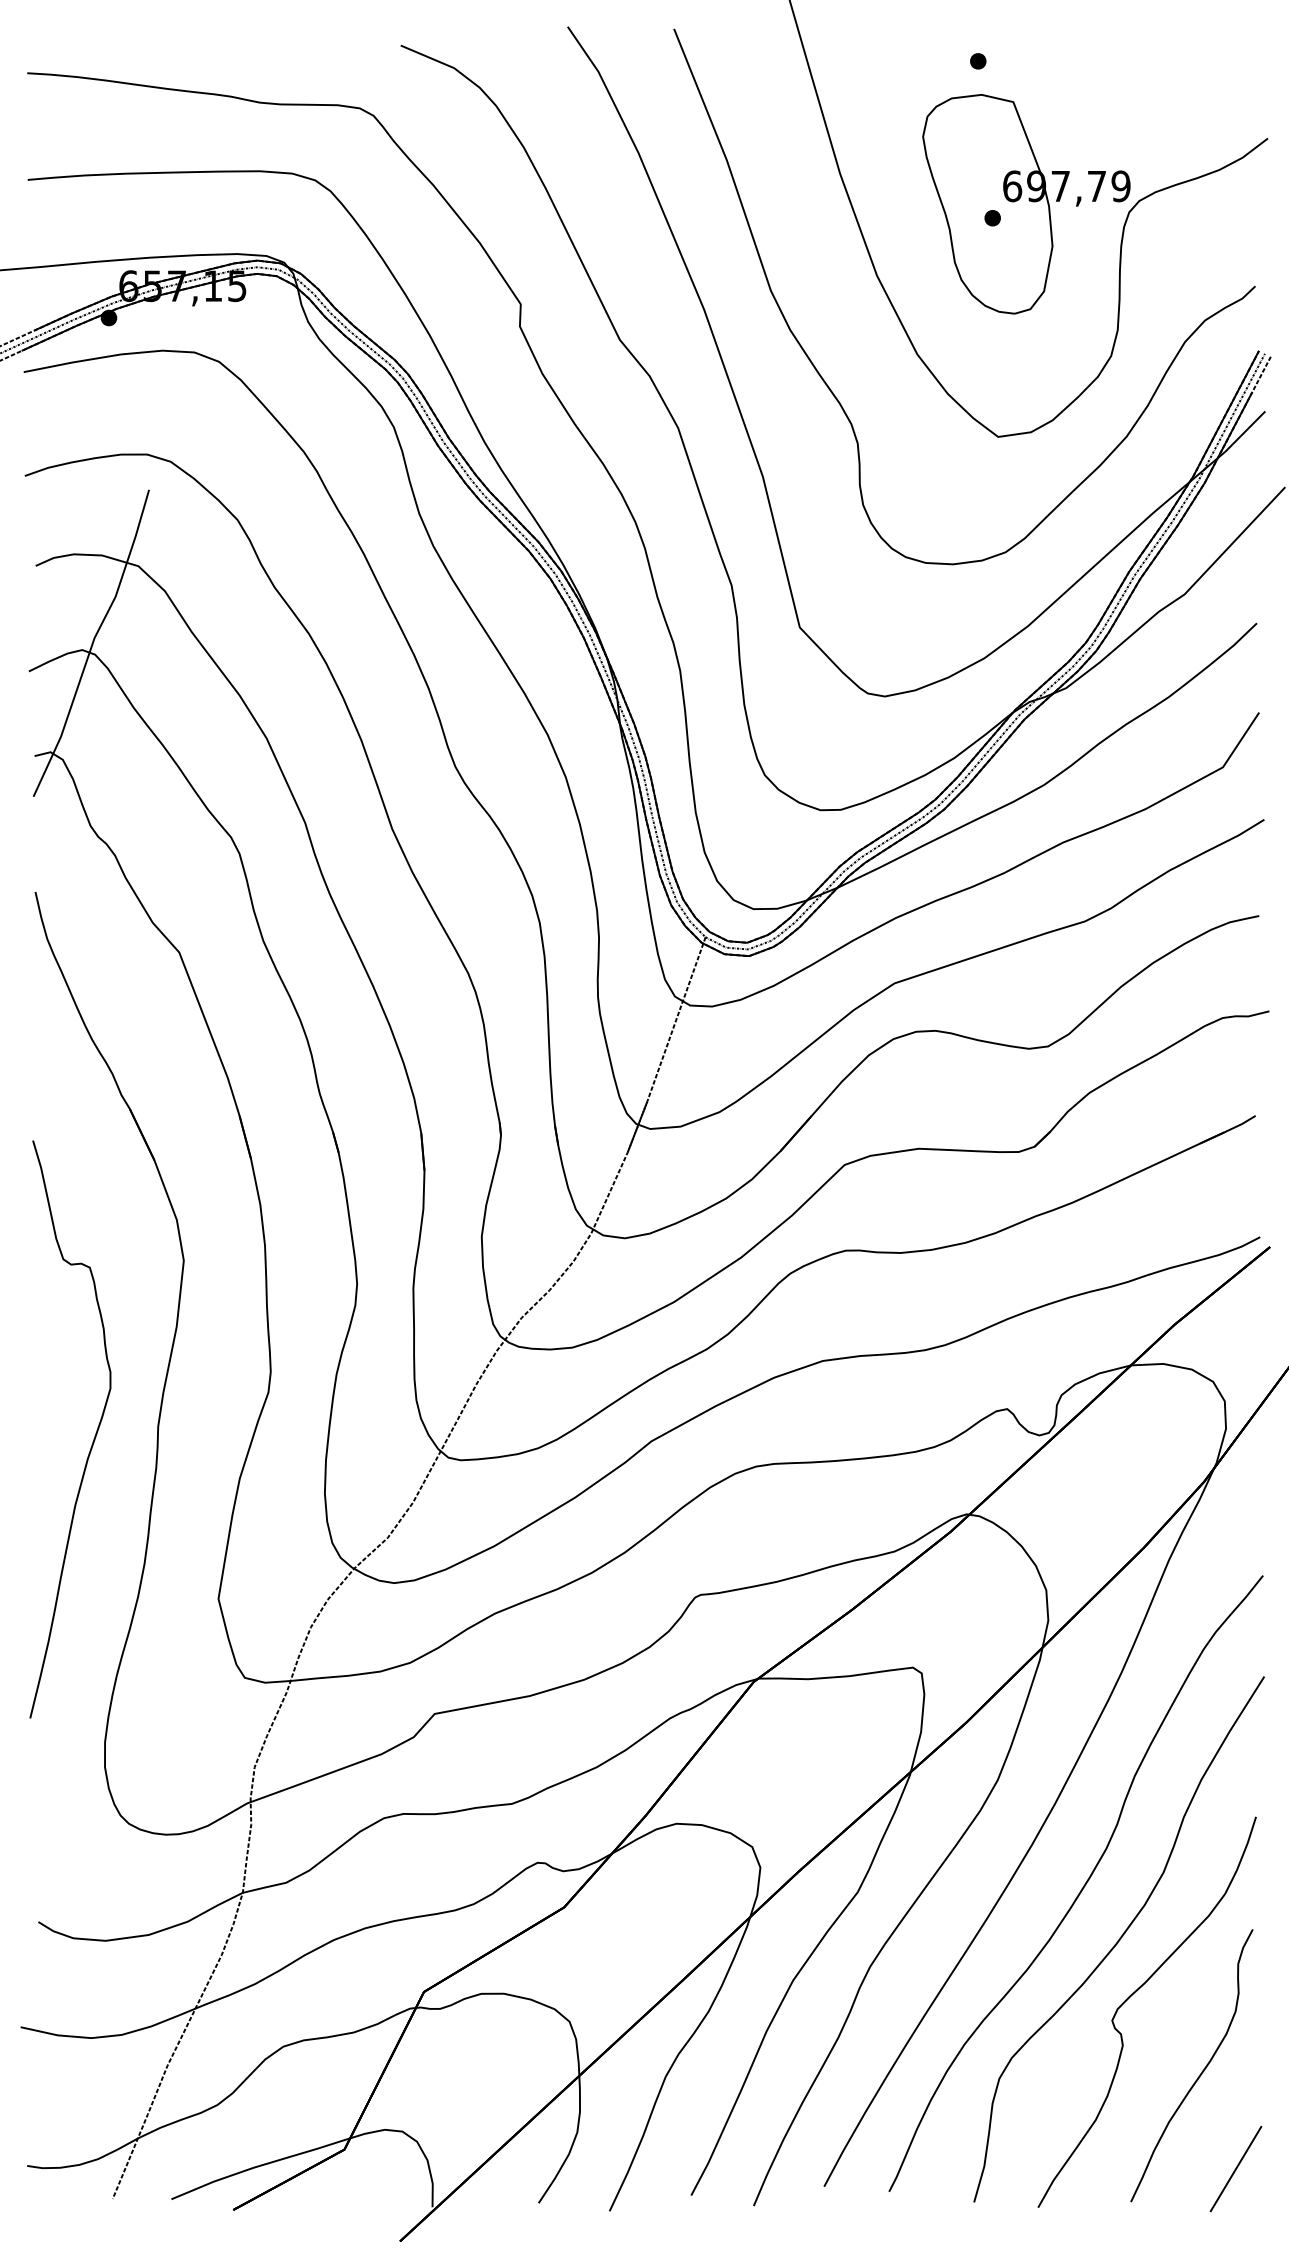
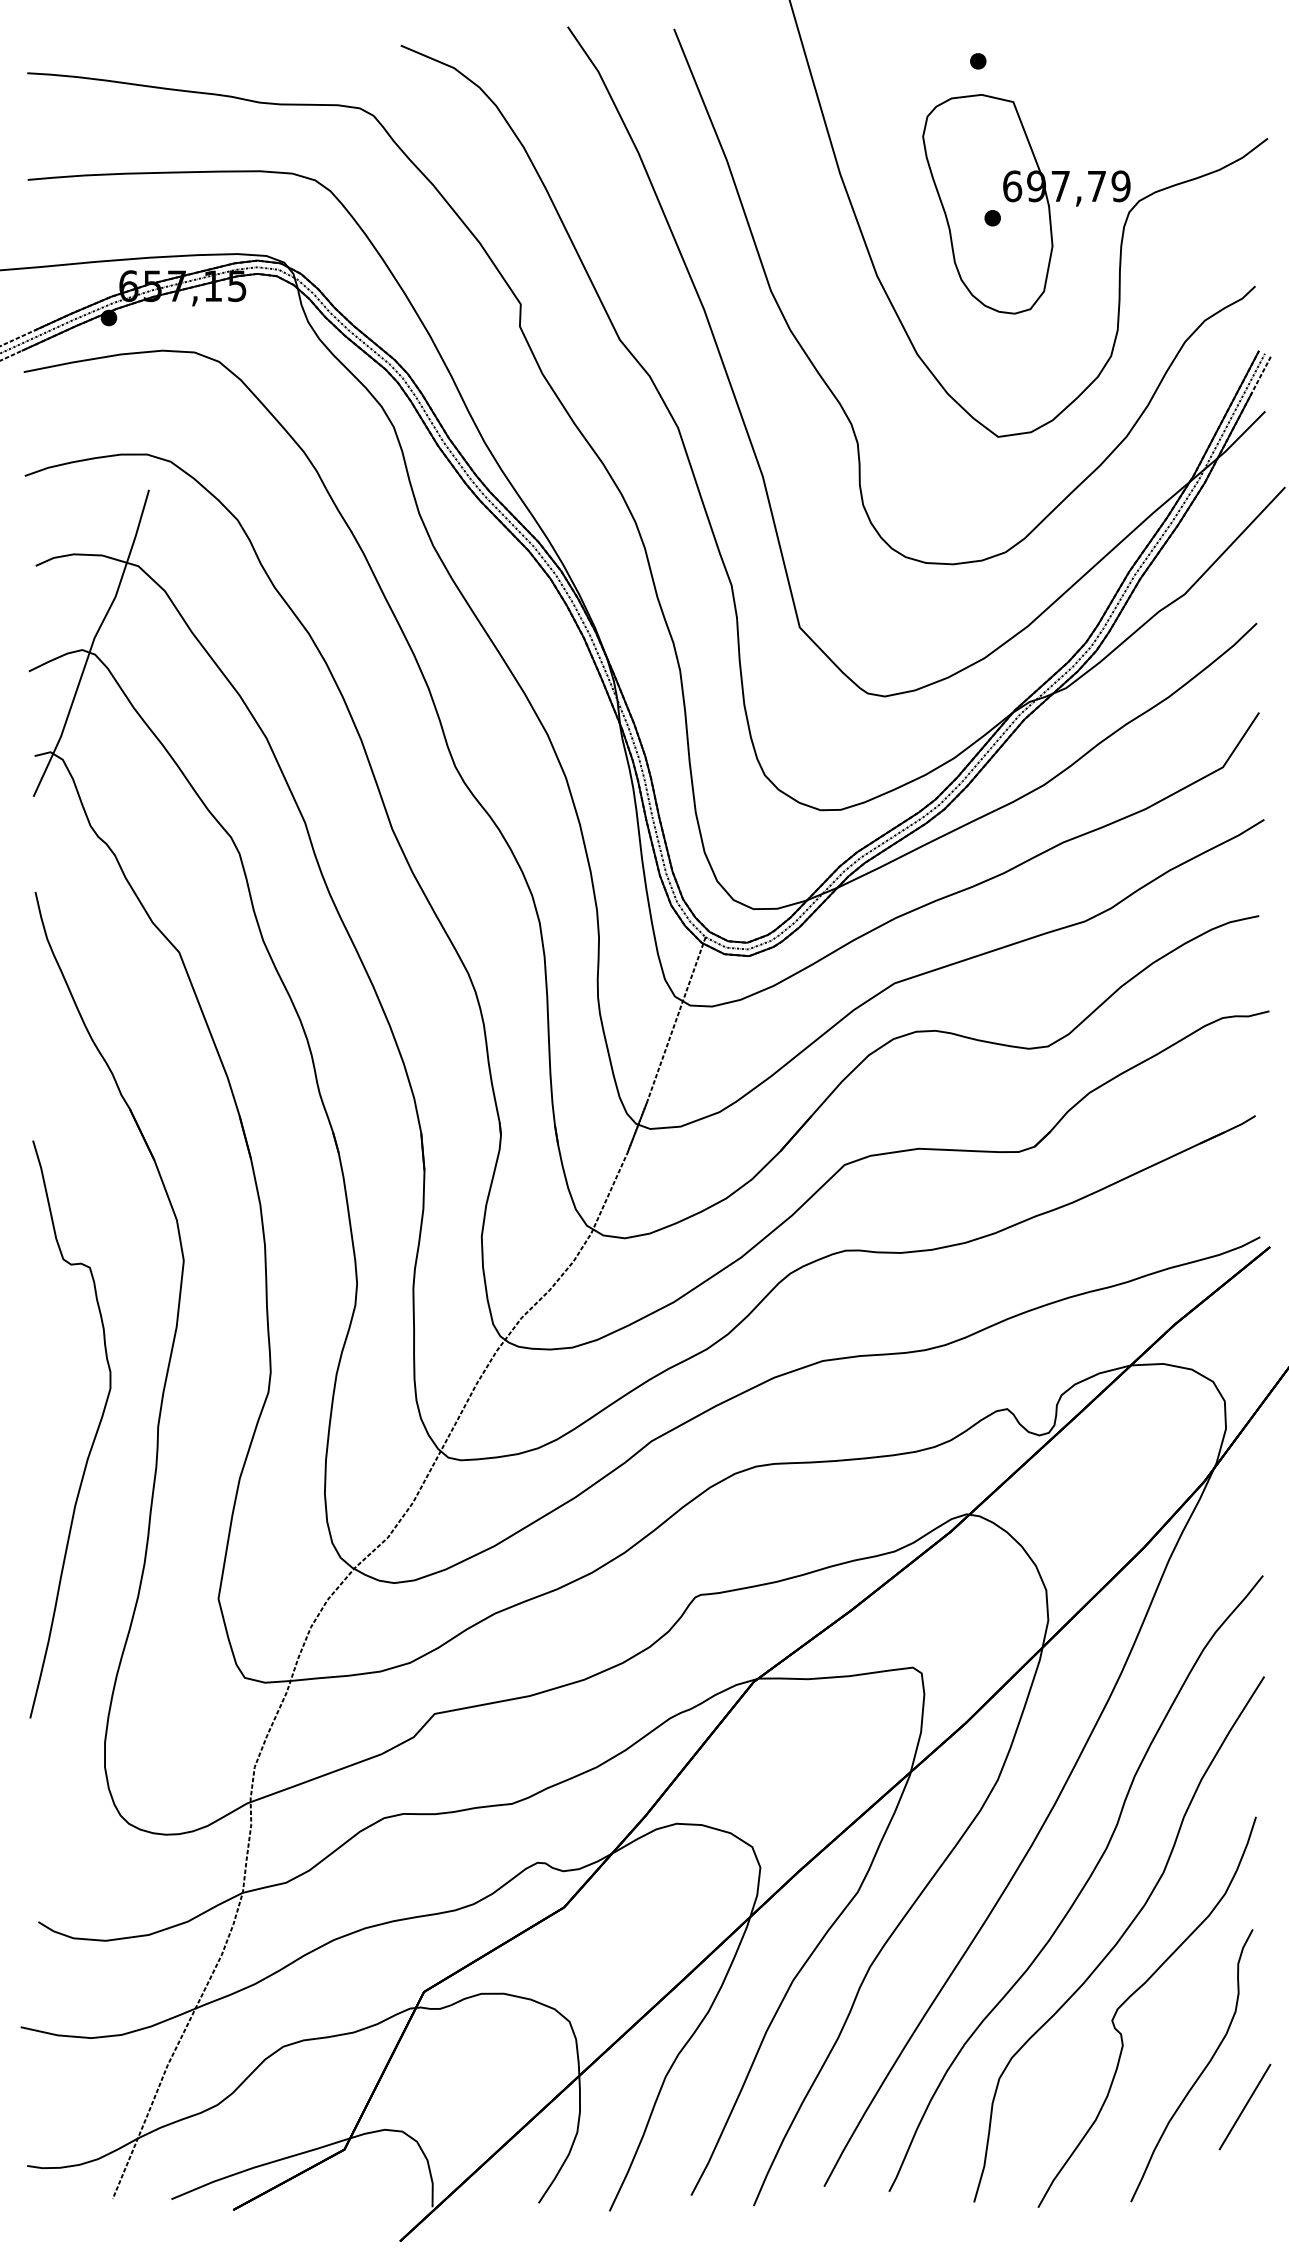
line position: (1235, 2169) -> (1244, 2107) (1244, 2107)
